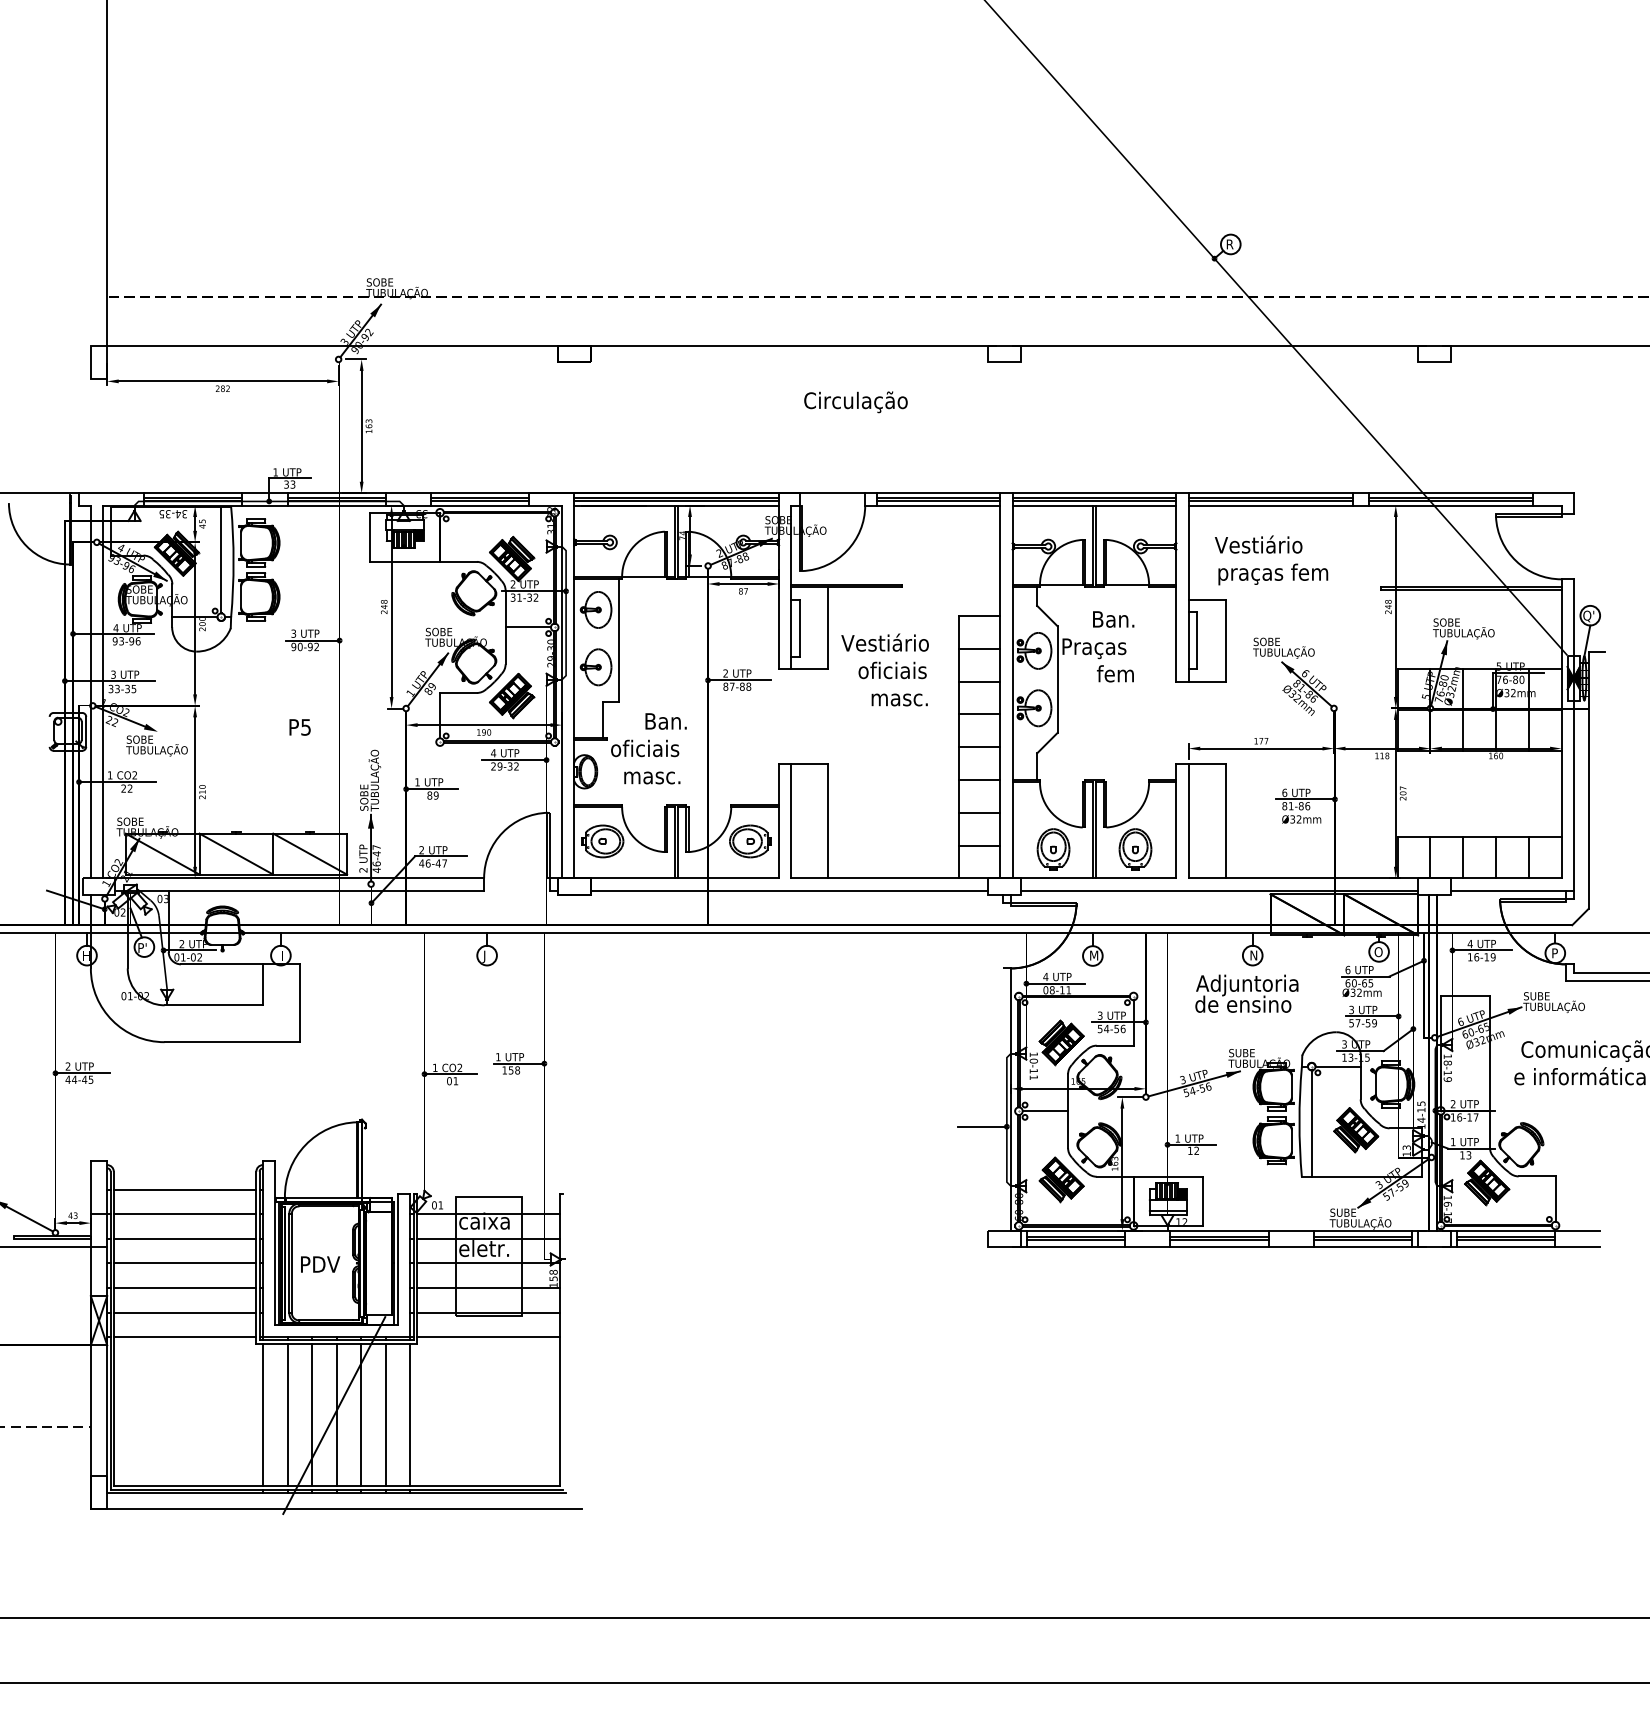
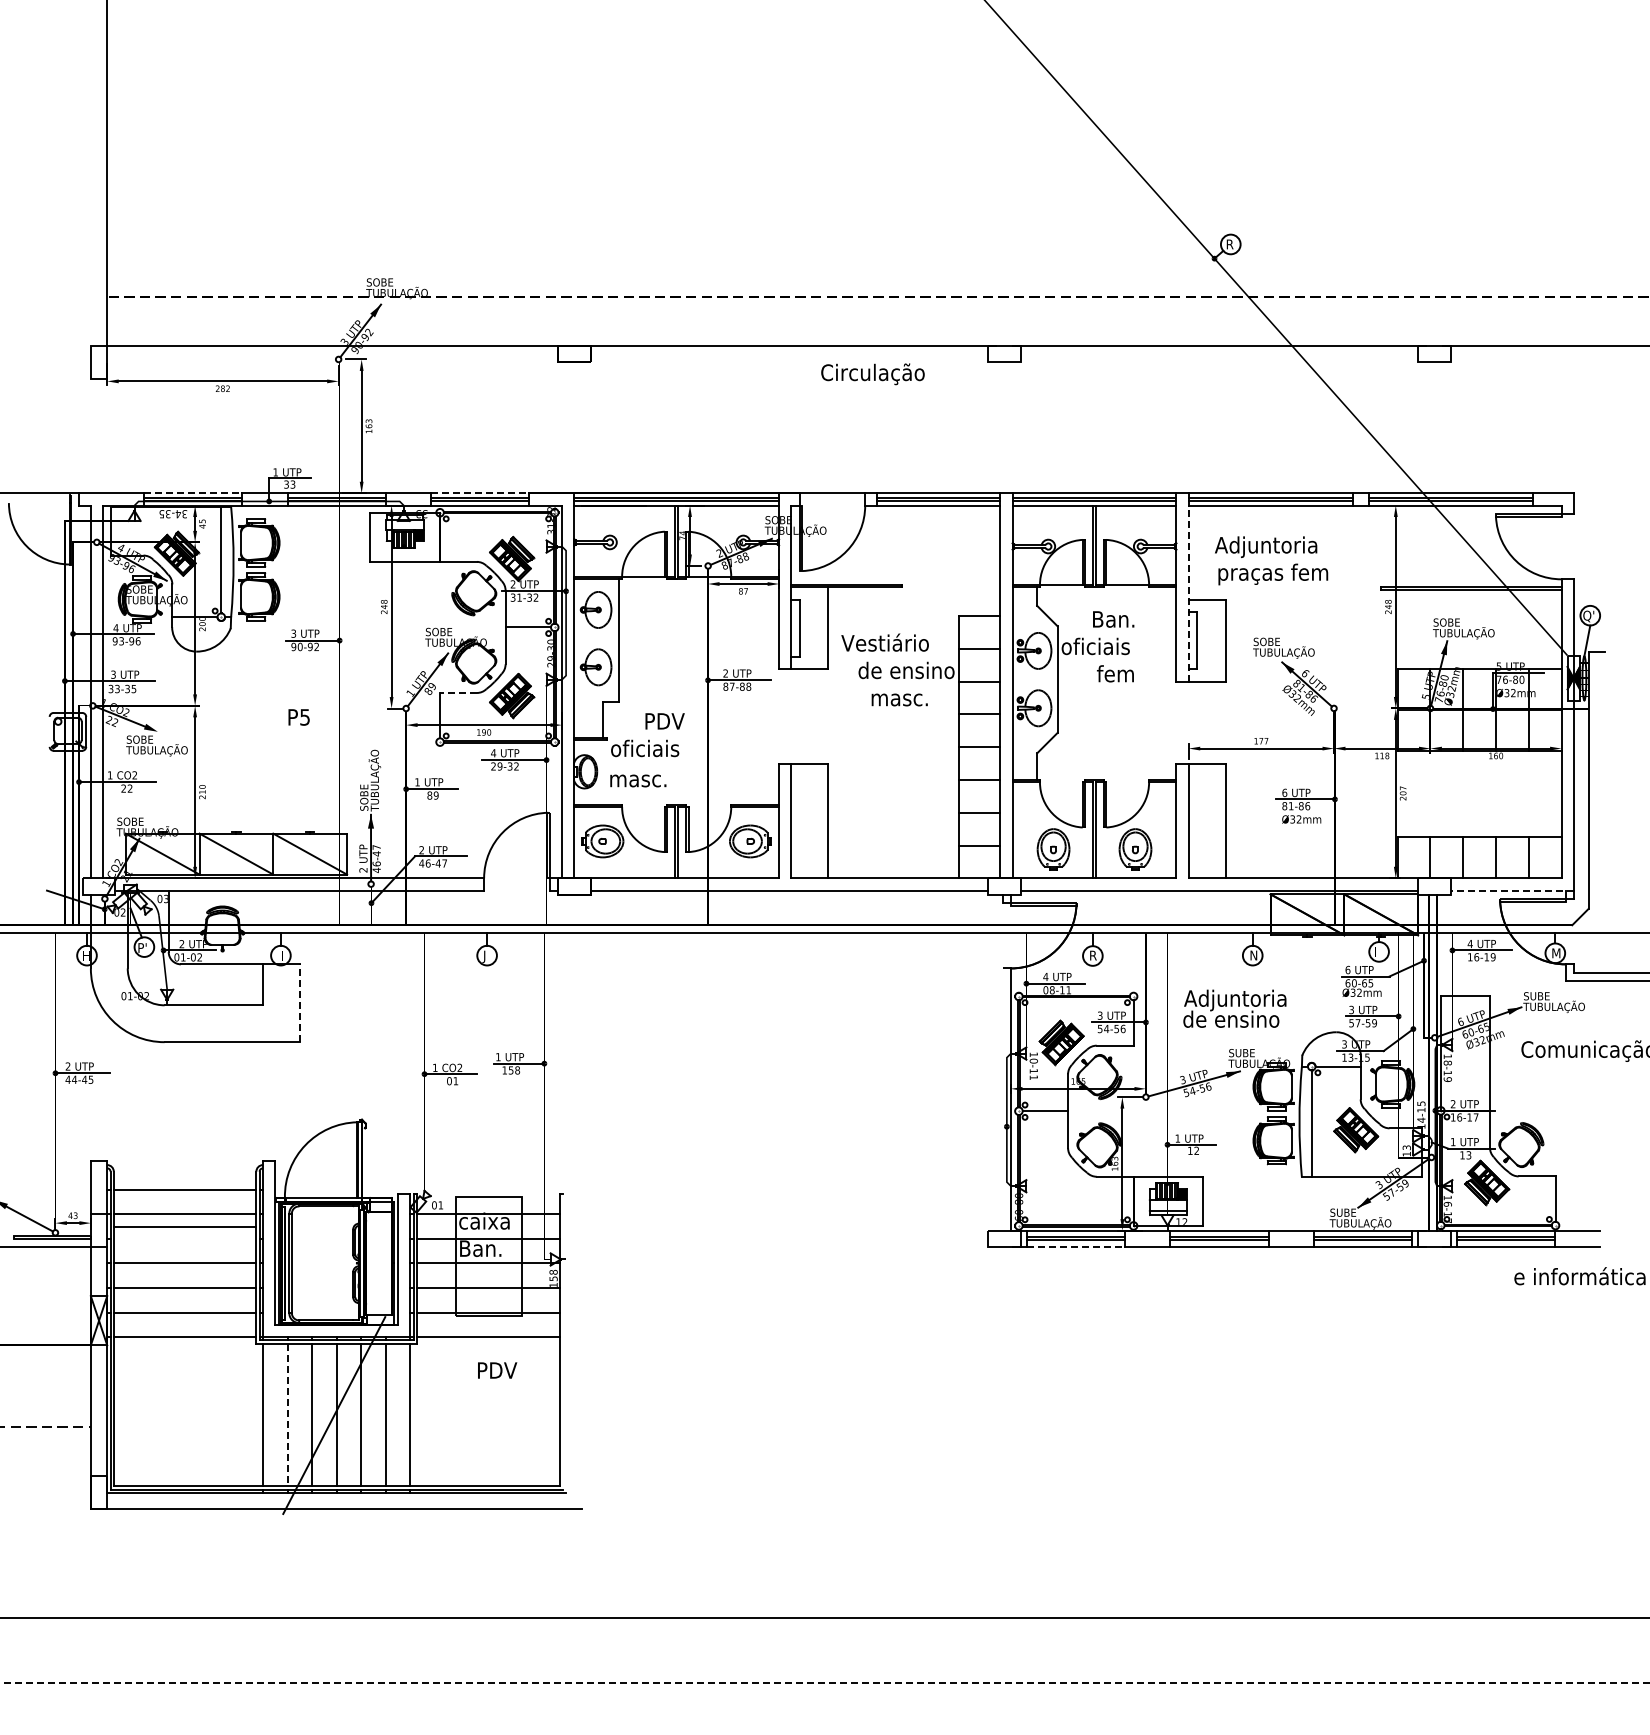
text position: (855, 402) -> (872, 374) (872, 374)
line: solid -> dashed (193, 493)
line: solid -> dashed (480, 493)
text: Vestiário -> Adjuntoria (1265, 546)
line: solid -> dashed (1188, 593)
text: Praças -> oficiais (1095, 648)
text: oficiais -> de ensino (907, 670)
line: solid -> dashed (458, 692)
text: Ban. -> PDV (666, 721)
text position: (299, 727) -> (298, 717) (298, 717)
text position: (652, 777) -> (638, 780) (638, 780)
line: solid -> dashed (1511, 890)
text: O -> I (1378, 952)
text: P -> M (1556, 953)
text: M -> R (1094, 955)
text position: (1246, 993) -> (1234, 1008) (1234, 1008)
line: solid -> dashed (299, 1003)
text position: (1579, 1076) -> (1579, 1276) (1579, 1276)
line: present -> none (981, 1126)
part: present -> none (1061, 1179)
line position: (184, 1238) -> (184, 1226) (184, 1226)
line: solid -> dashed (1076, 1247)
text: eletr. -> Ban. (483, 1248)
text position: (320, 1264) -> (497, 1370) (497, 1370)
line: solid -> dashed (287, 1415)
line: solid -> dashed (825, 1682)
